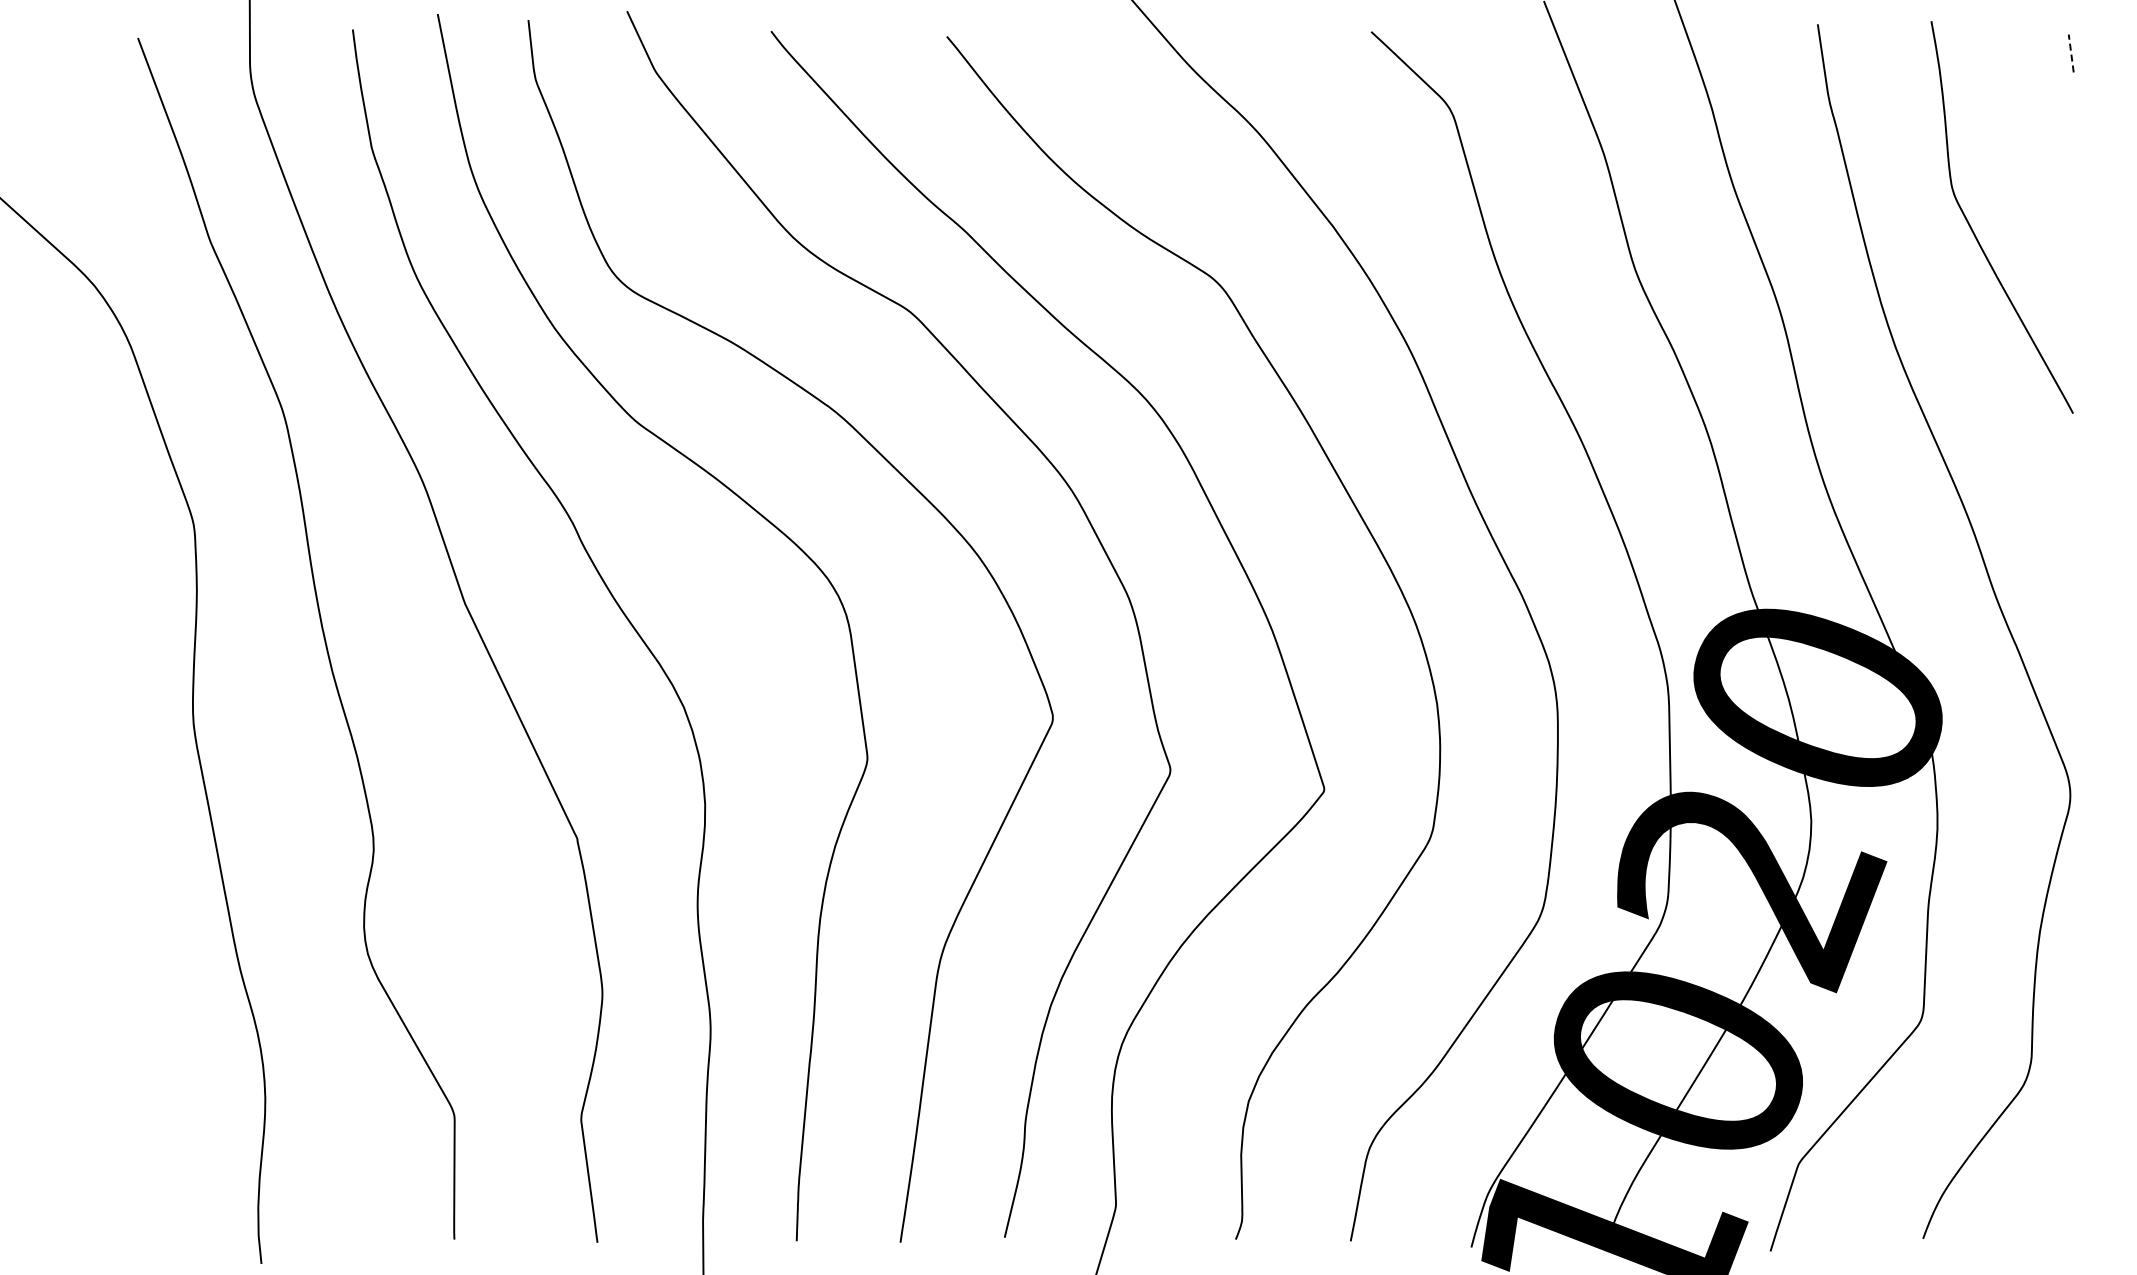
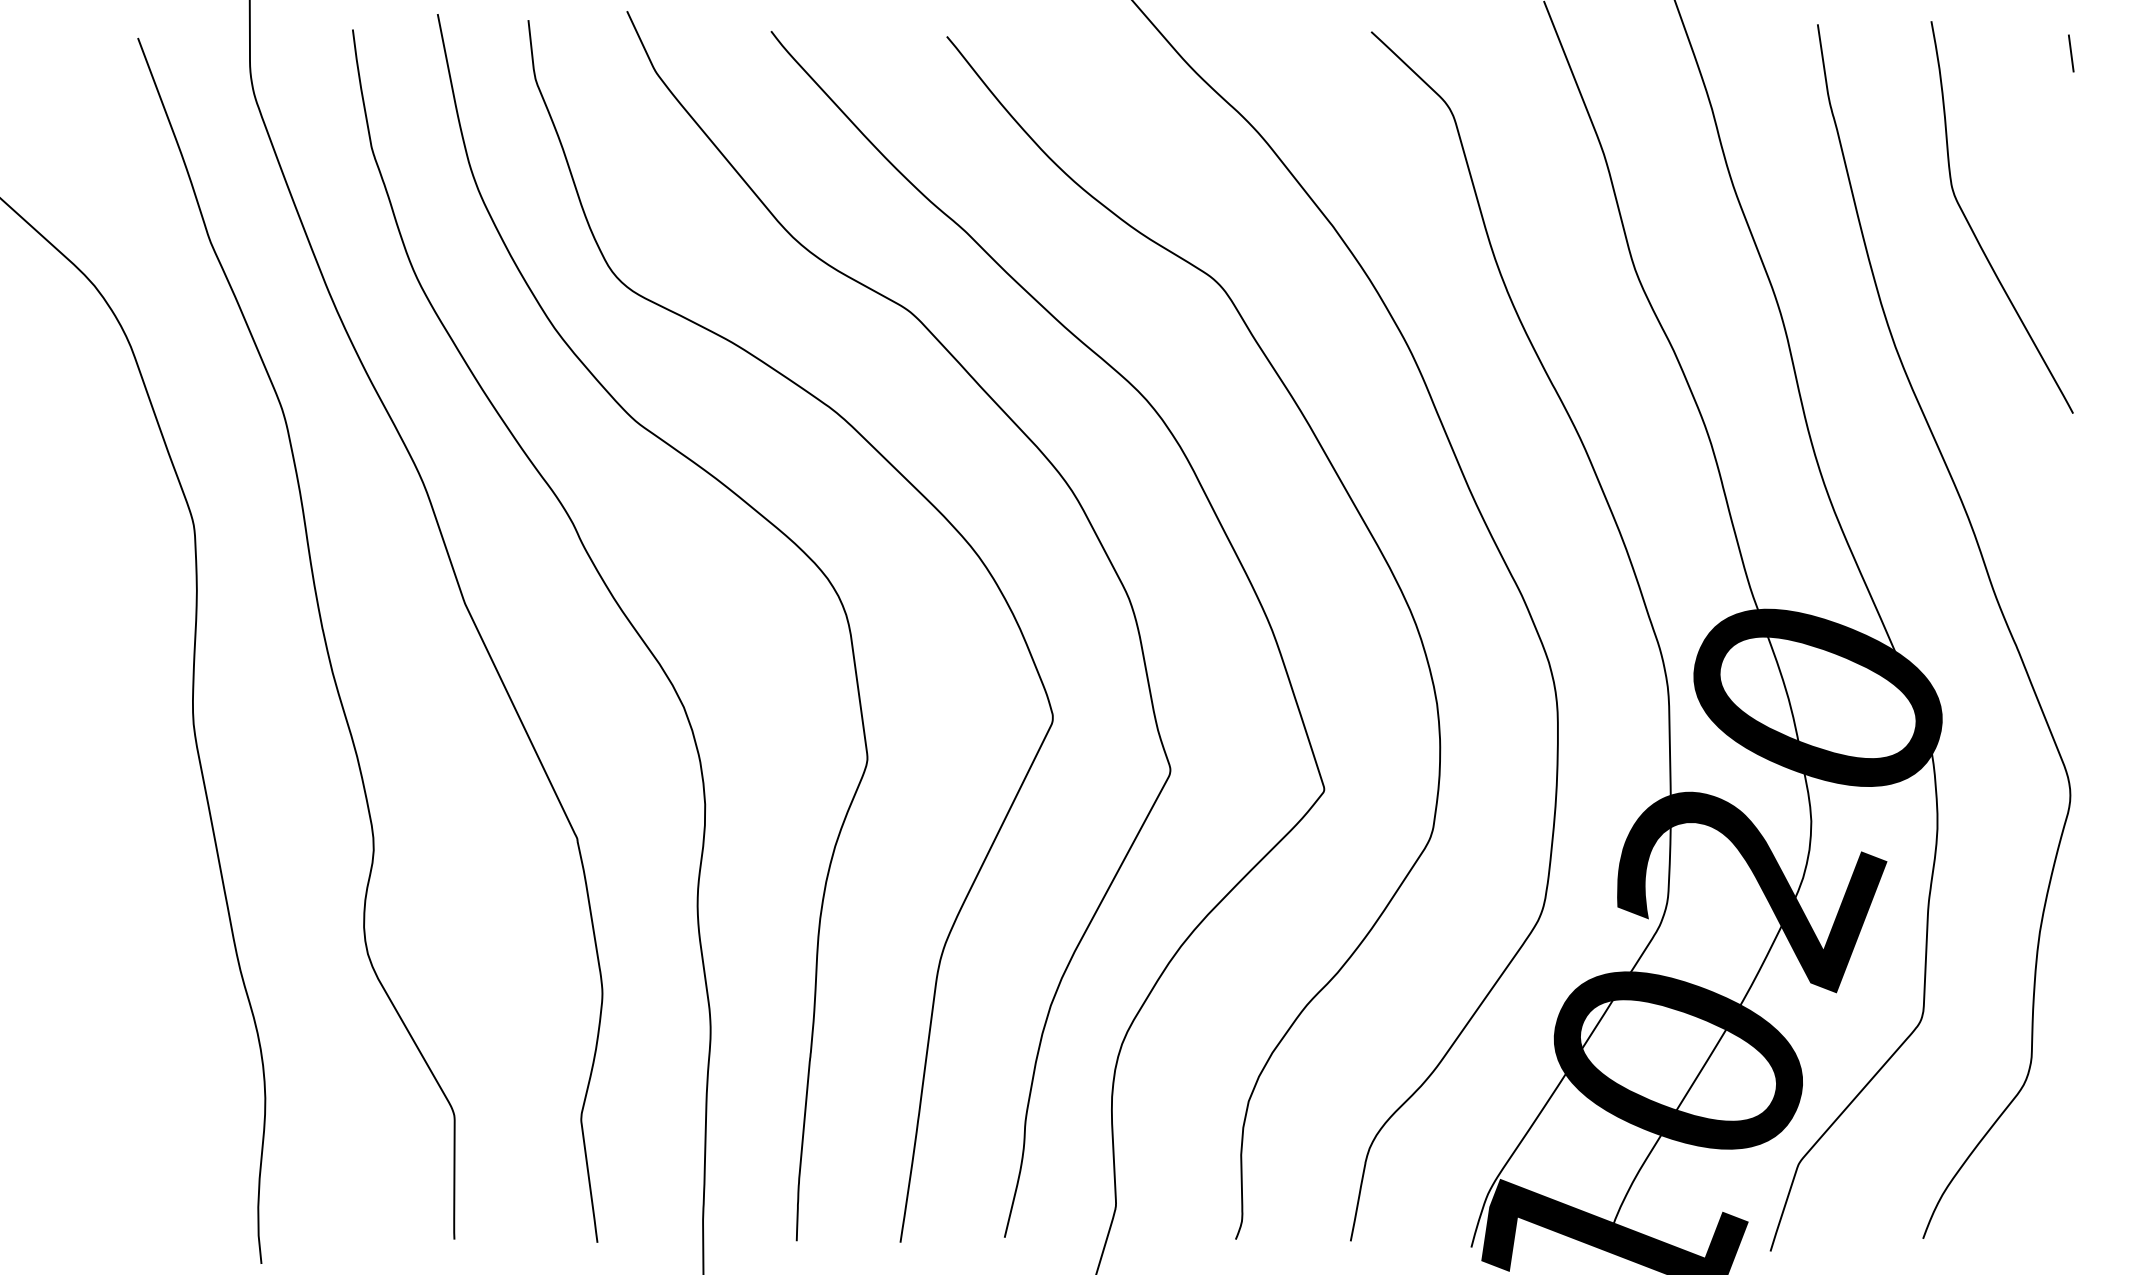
line: dashed -> solid (2071, 53)
